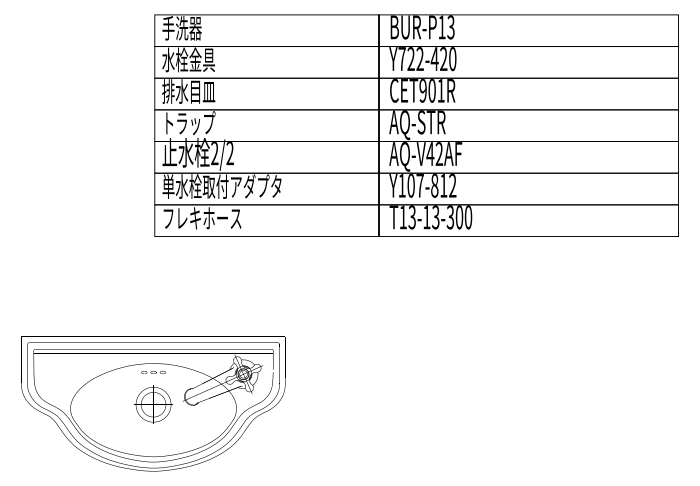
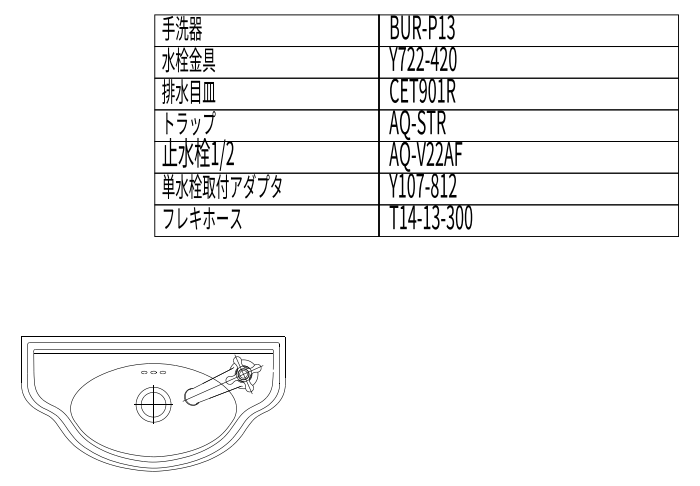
text: 2/2 -> 1/2 (214, 153)
text: AQ-V42AF -> AQ-V22AF (430, 153)
text: T13-13-300 -> T14-13-300 (412, 217)
